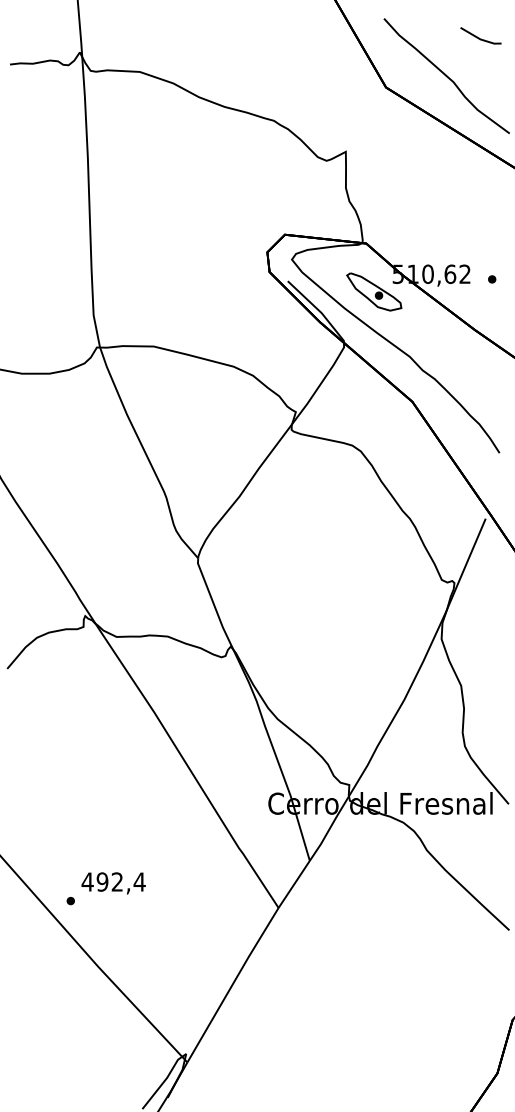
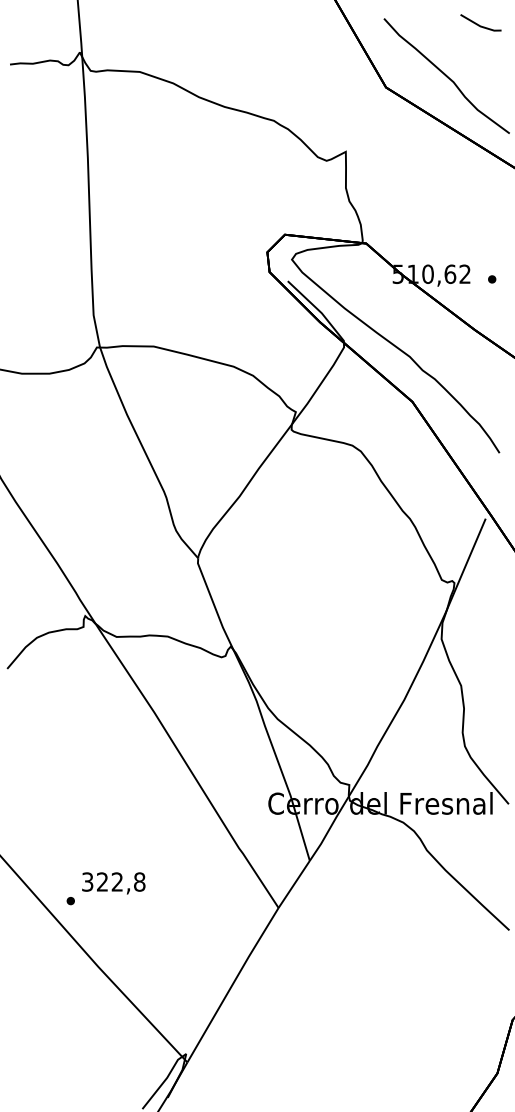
line position: (479, 37) -> (479, 24) (479, 24)
part: present -> none (374, 291)
text: 492,4 -> 322,8 (113, 881)
